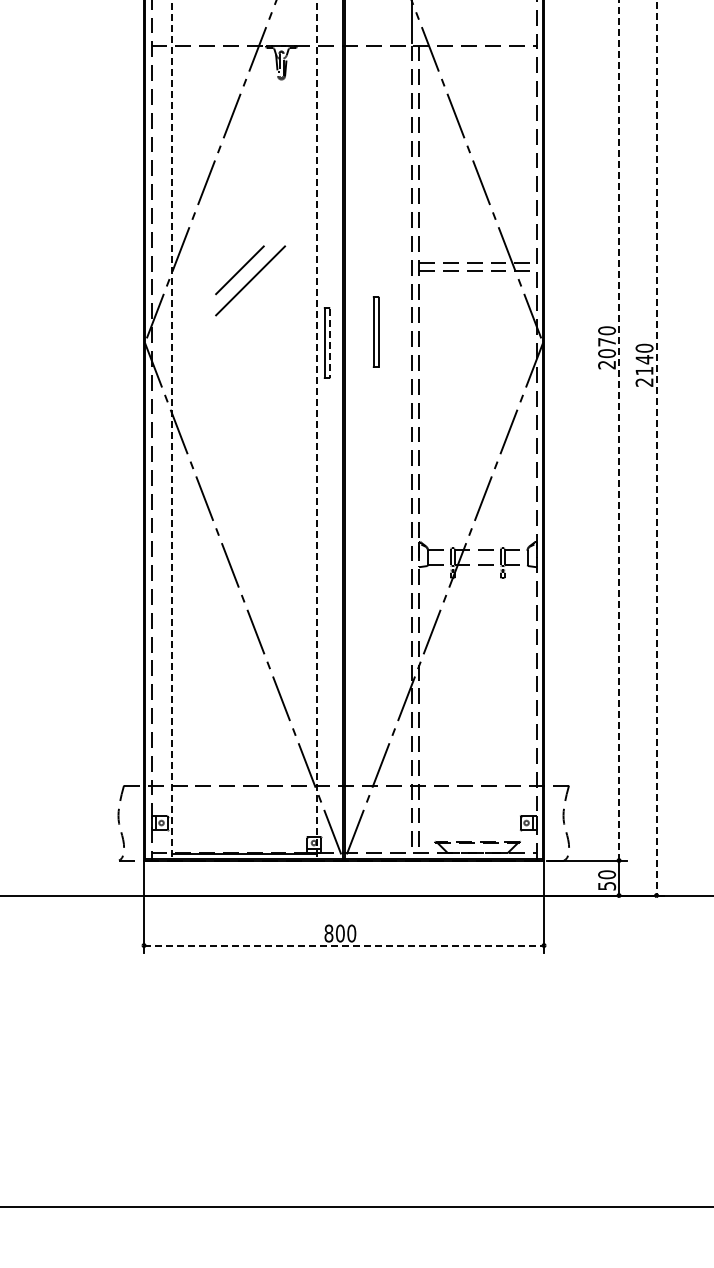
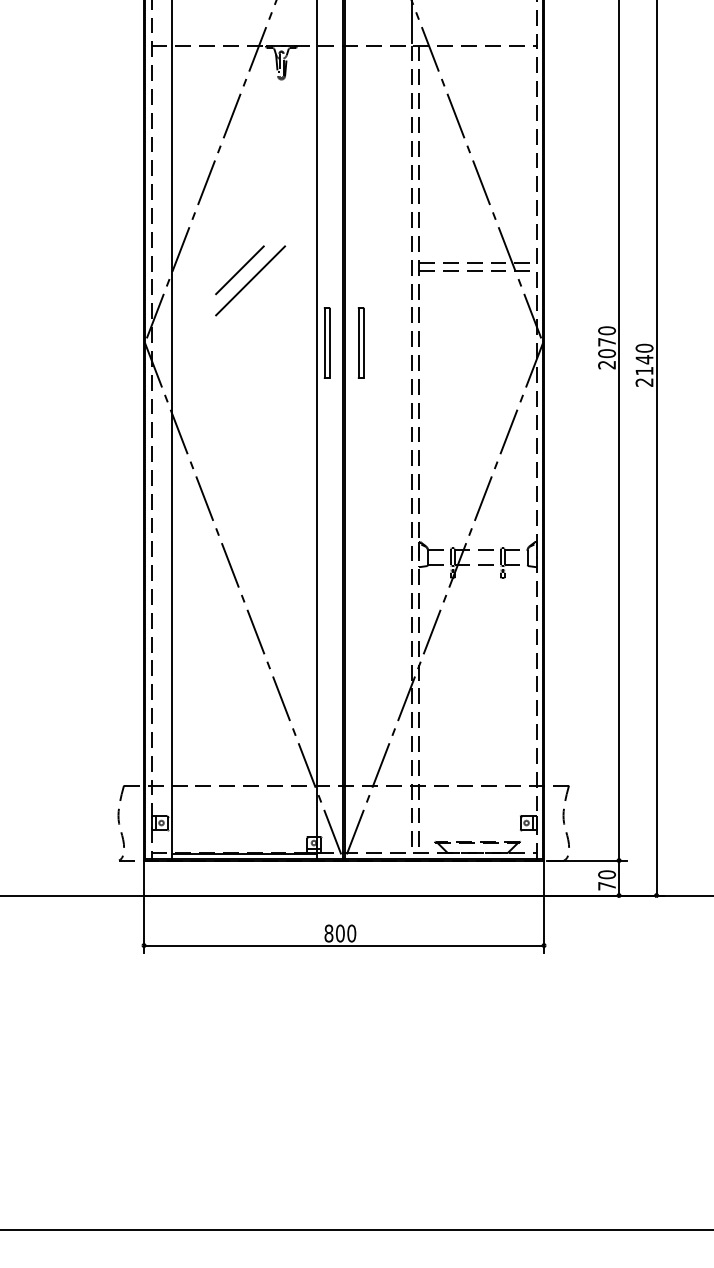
part position: (375, 331) -> (360, 342) (360, 342)
line: dashed -> solid (329, 343)
line: dashed -> solid (619, 429)
line: dashed -> solid (171, 430)
line: dashed -> solid (316, 430)
line: dashed -> solid (656, 447)
text: 50 -> 70 (607, 886)
line: dashed -> solid (344, 945)
line position: (356, 1206) -> (356, 1229) (356, 1229)
